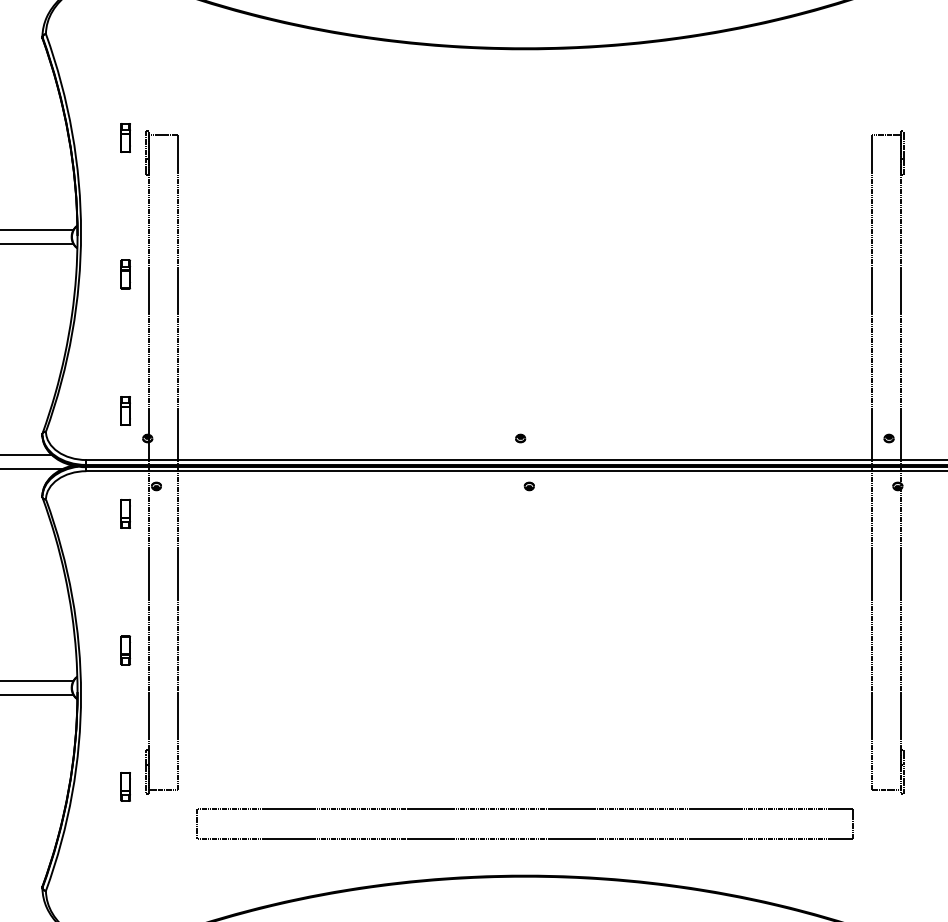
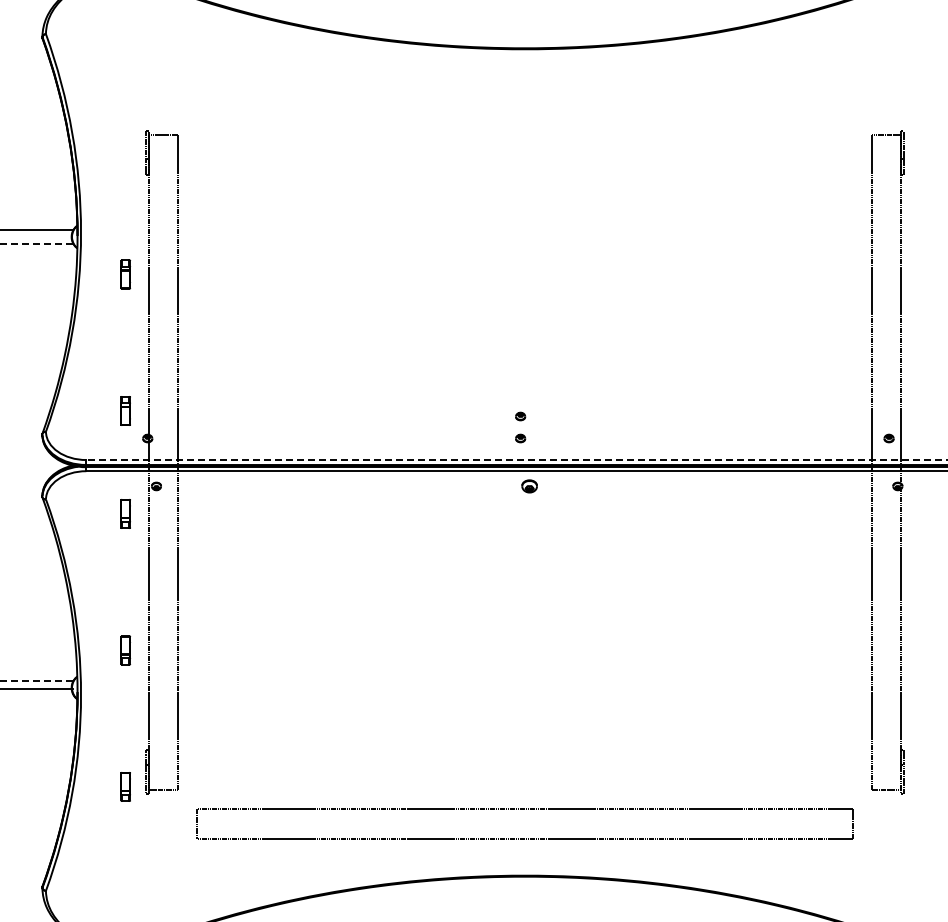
part: present -> none (125, 137)
line: solid -> dashed (36, 244)
part: none -> present (520, 416)
line: present -> none (27, 455)
line: solid -> dashed (517, 460)
line: present -> none (31, 469)
part size: 12x11 px -> 17x15 px (529, 486)
line: solid -> dashed (36, 680)
line position: (37, 694) -> (37, 688) (37, 688)
